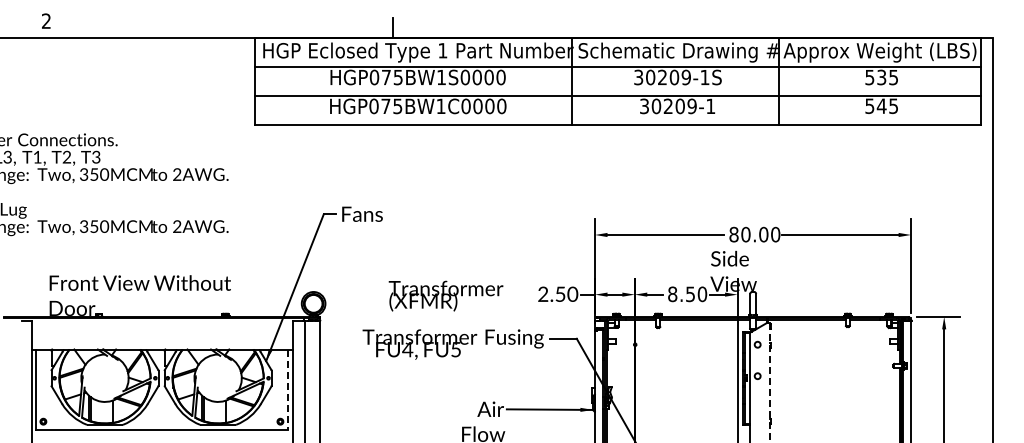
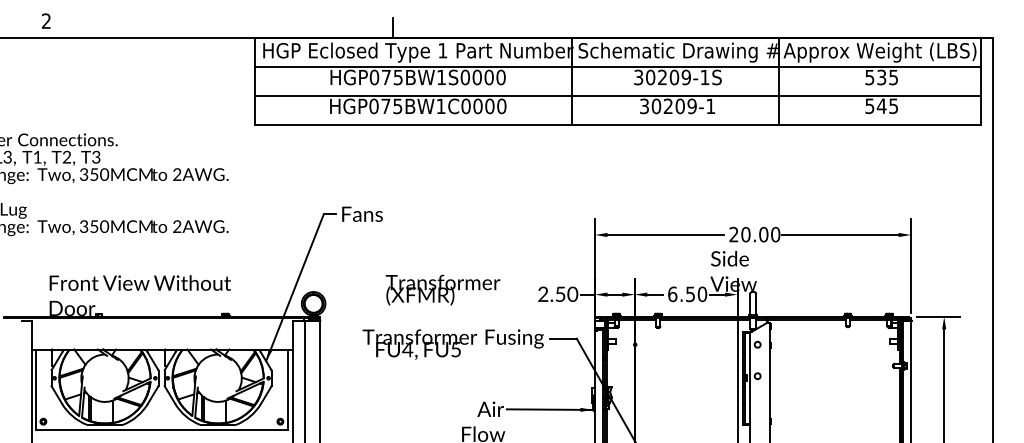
text: 80.00 -> 20.00 (733, 234)
text: 8.50 -> 6.50 (672, 293)
text position: (445, 295) -> (442, 289) (442, 289)
line: dashed -> solid (769, 382)
line: dashed -> solid (288, 390)
